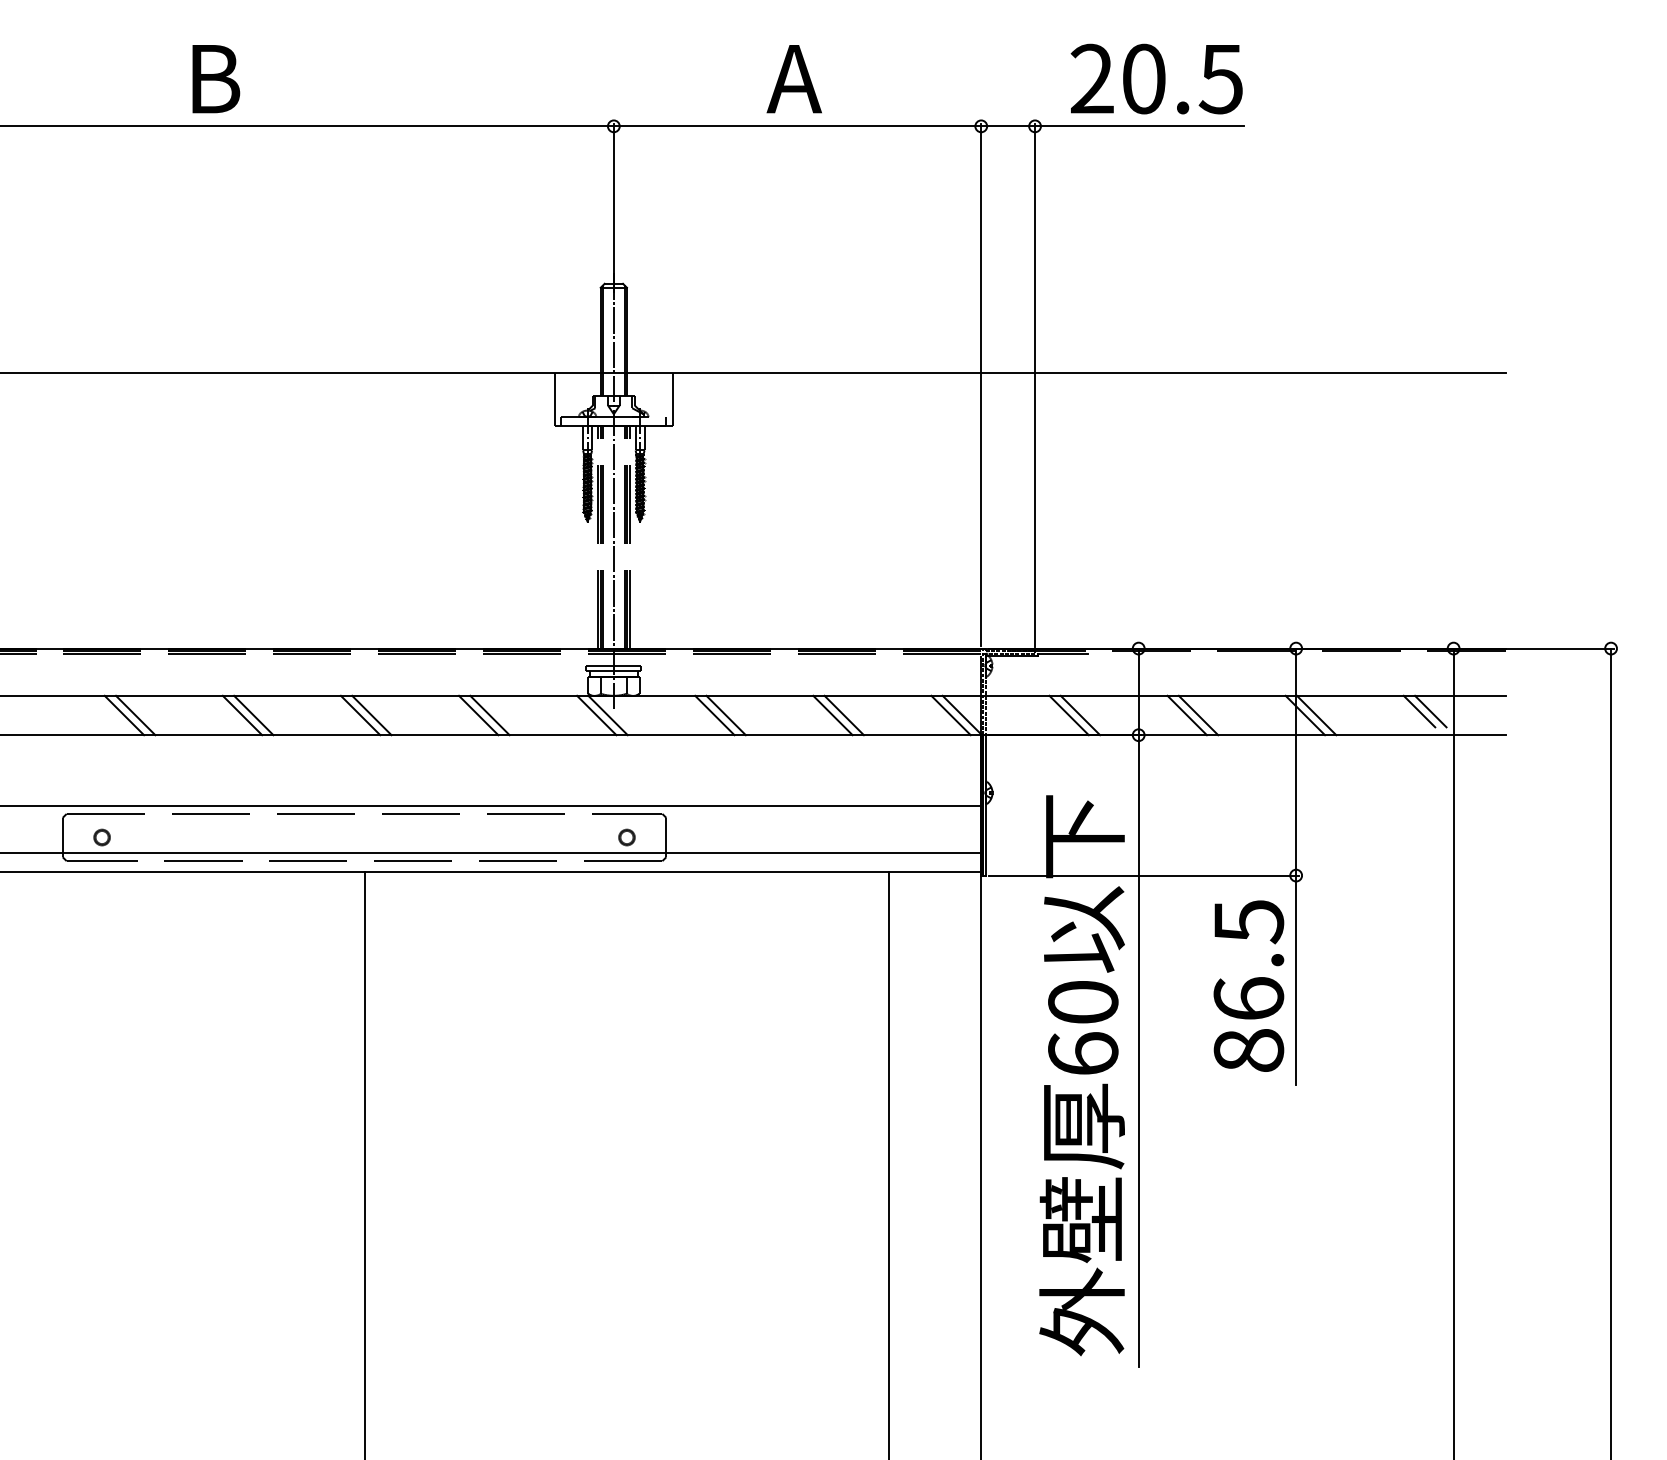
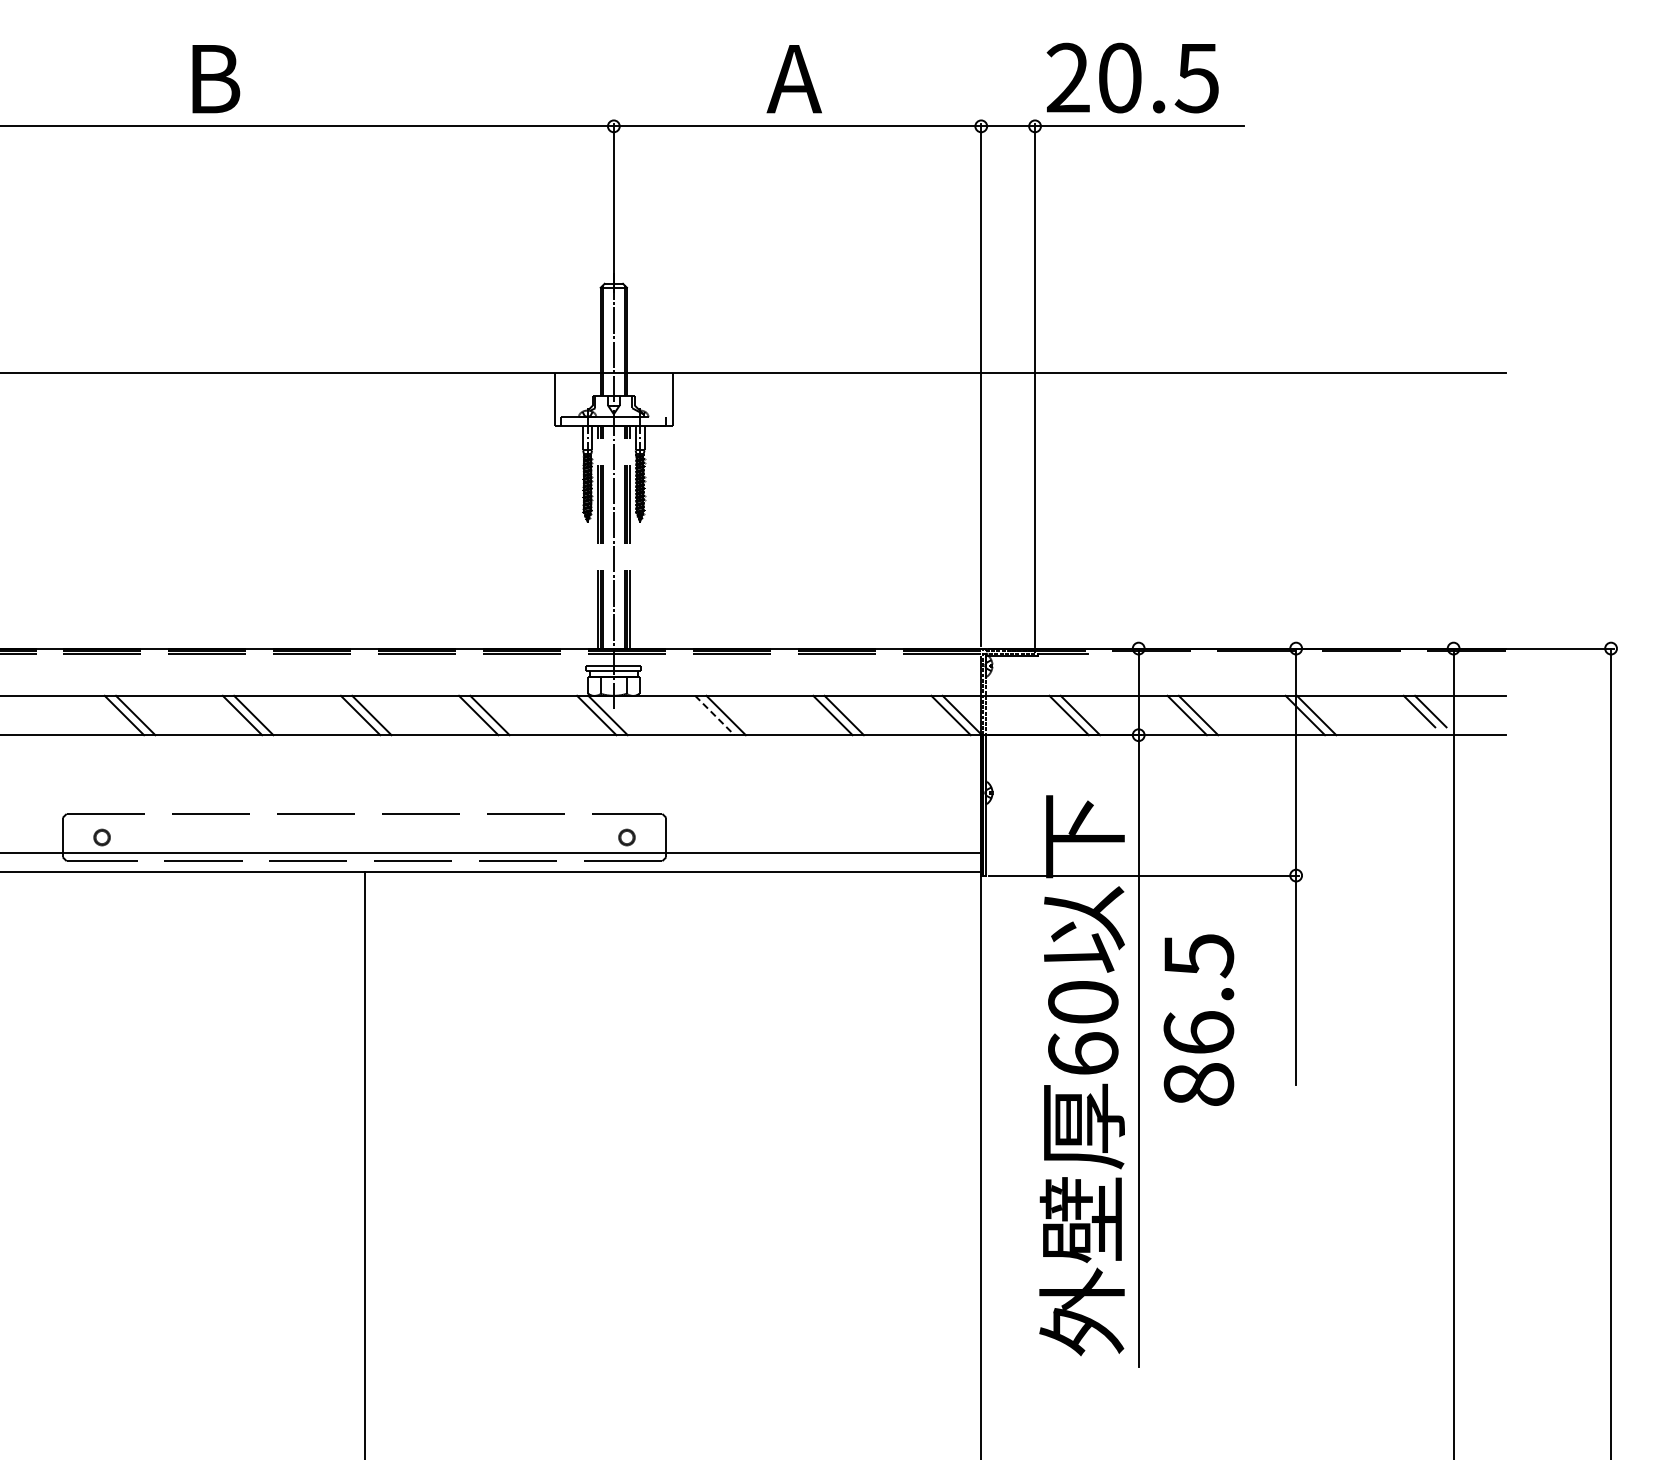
text position: (1156, 78) -> (1132, 77) (1132, 77)
line: solid -> dashed (714, 715)
line: present -> none (491, 806)
text position: (1248, 985) -> (1198, 1019) (1198, 1019)
line: present -> none (889, 1164)
